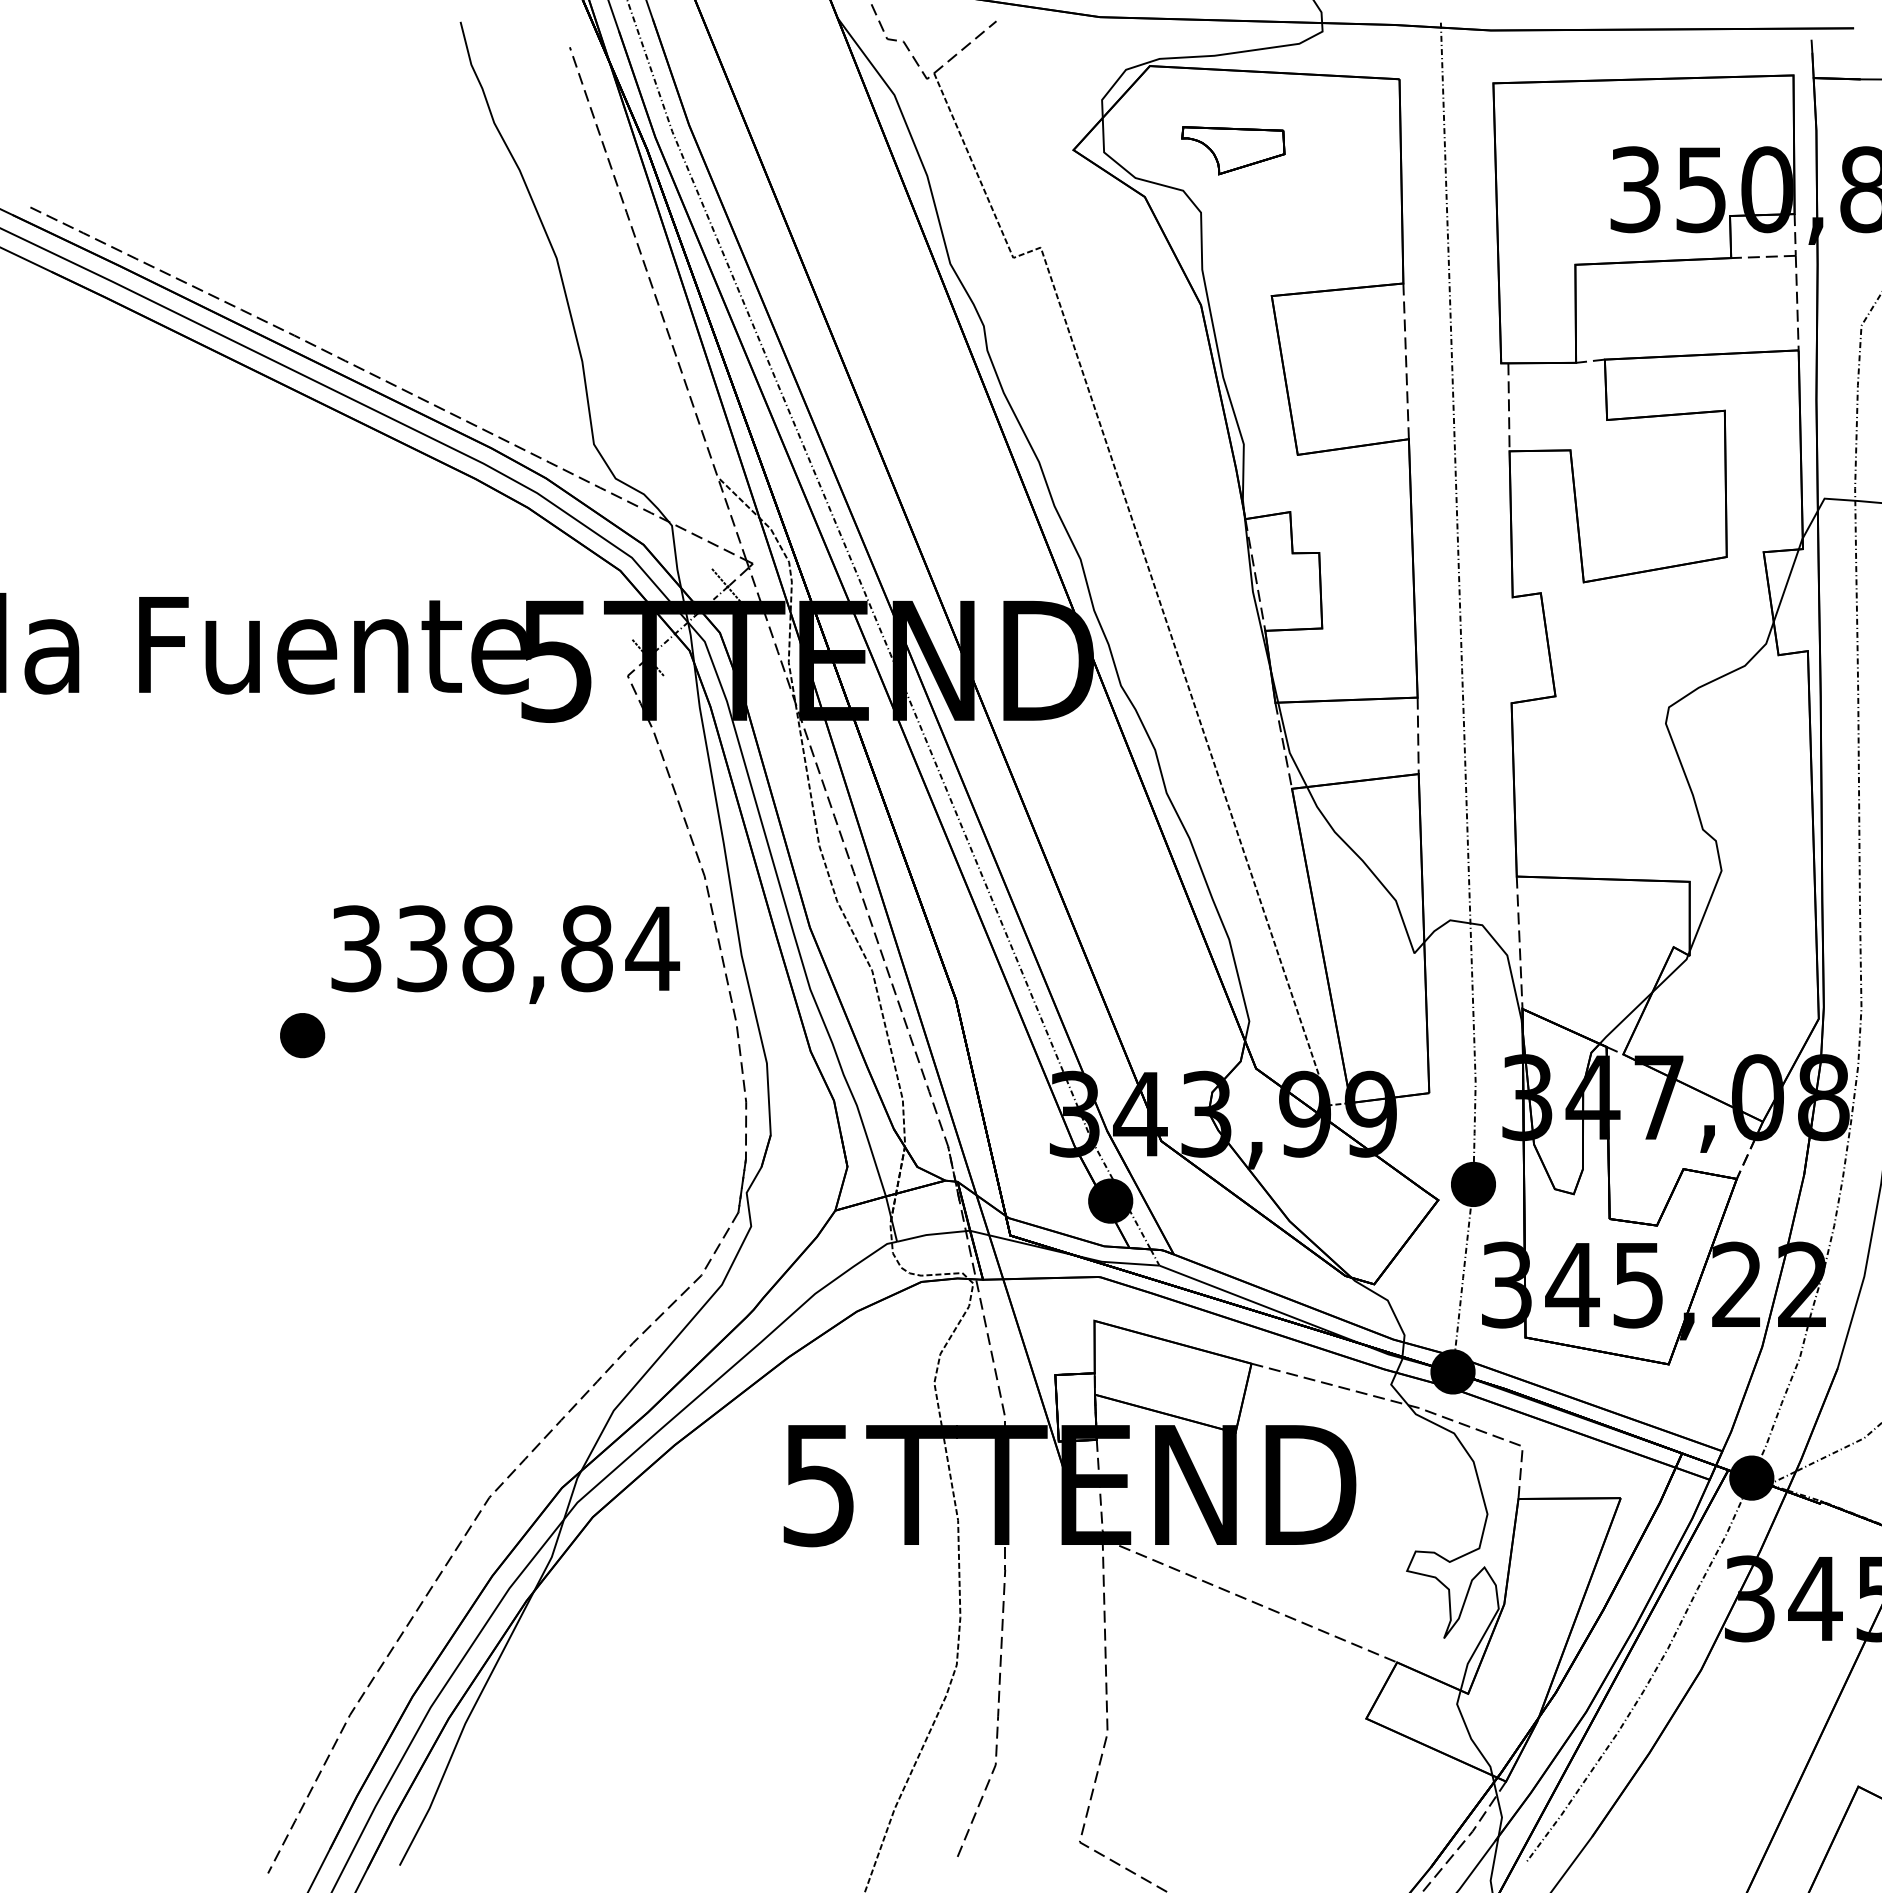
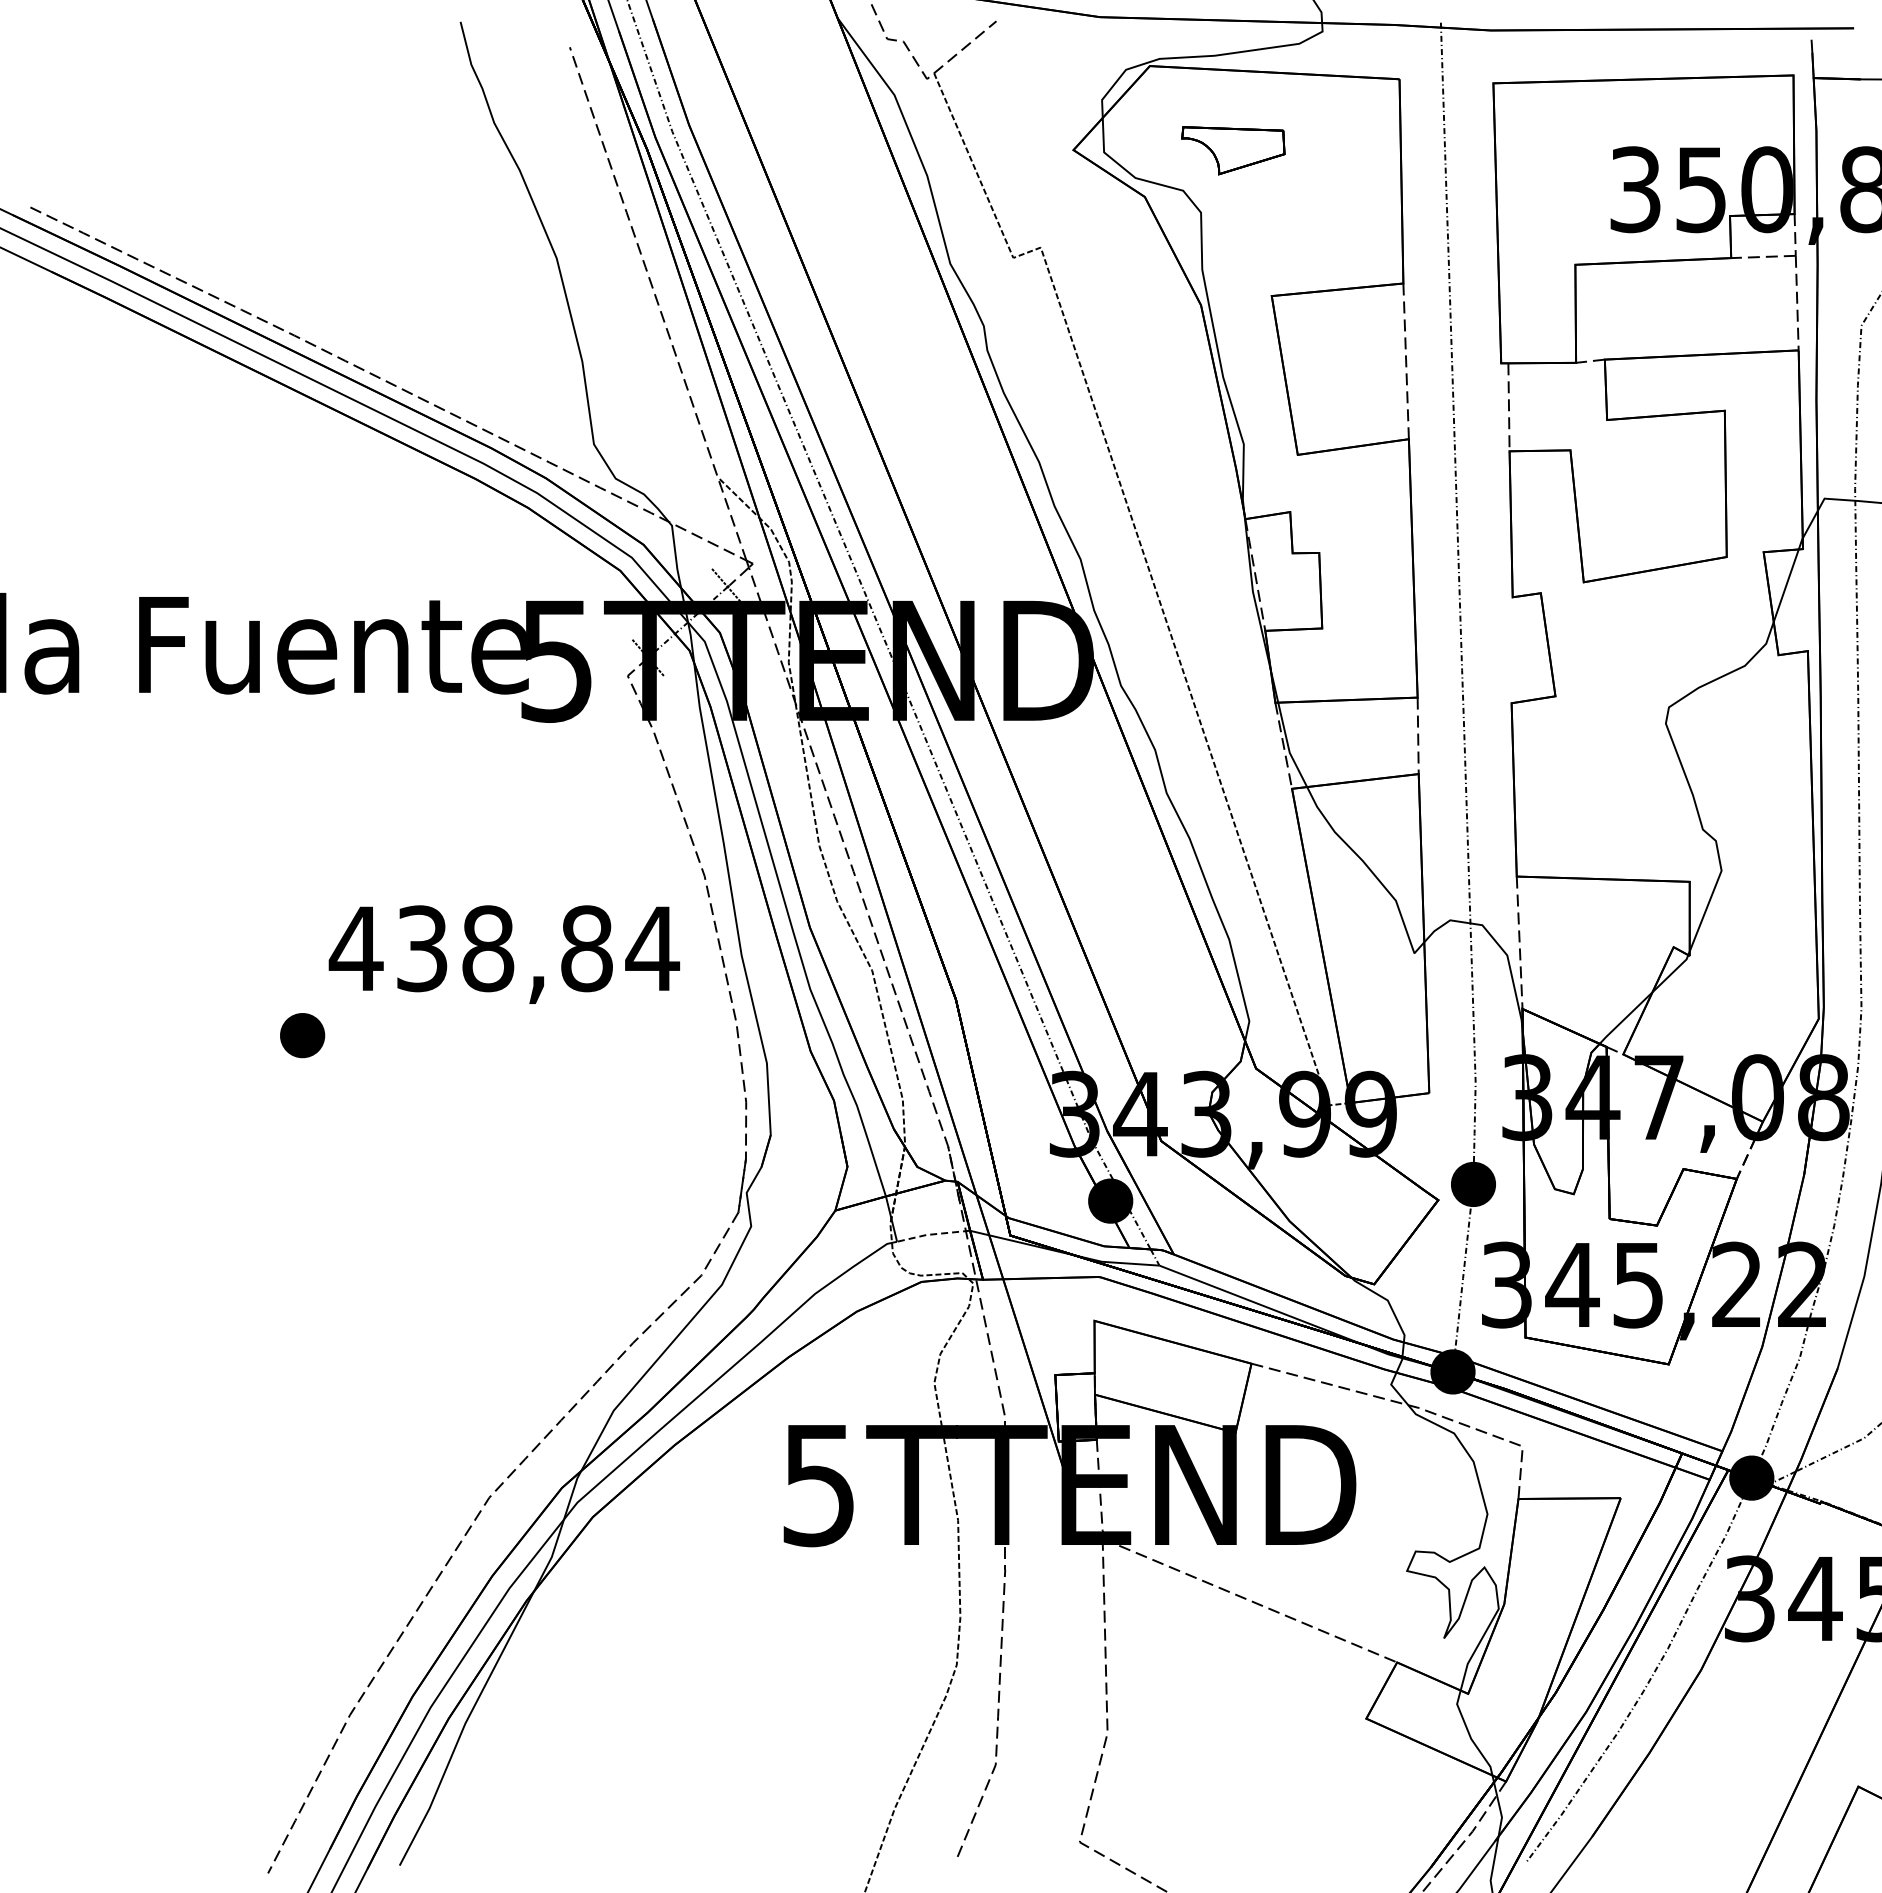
text: 338,84 -> 438,84 (355, 948)
line: solid -> dashed (932, 1234)
